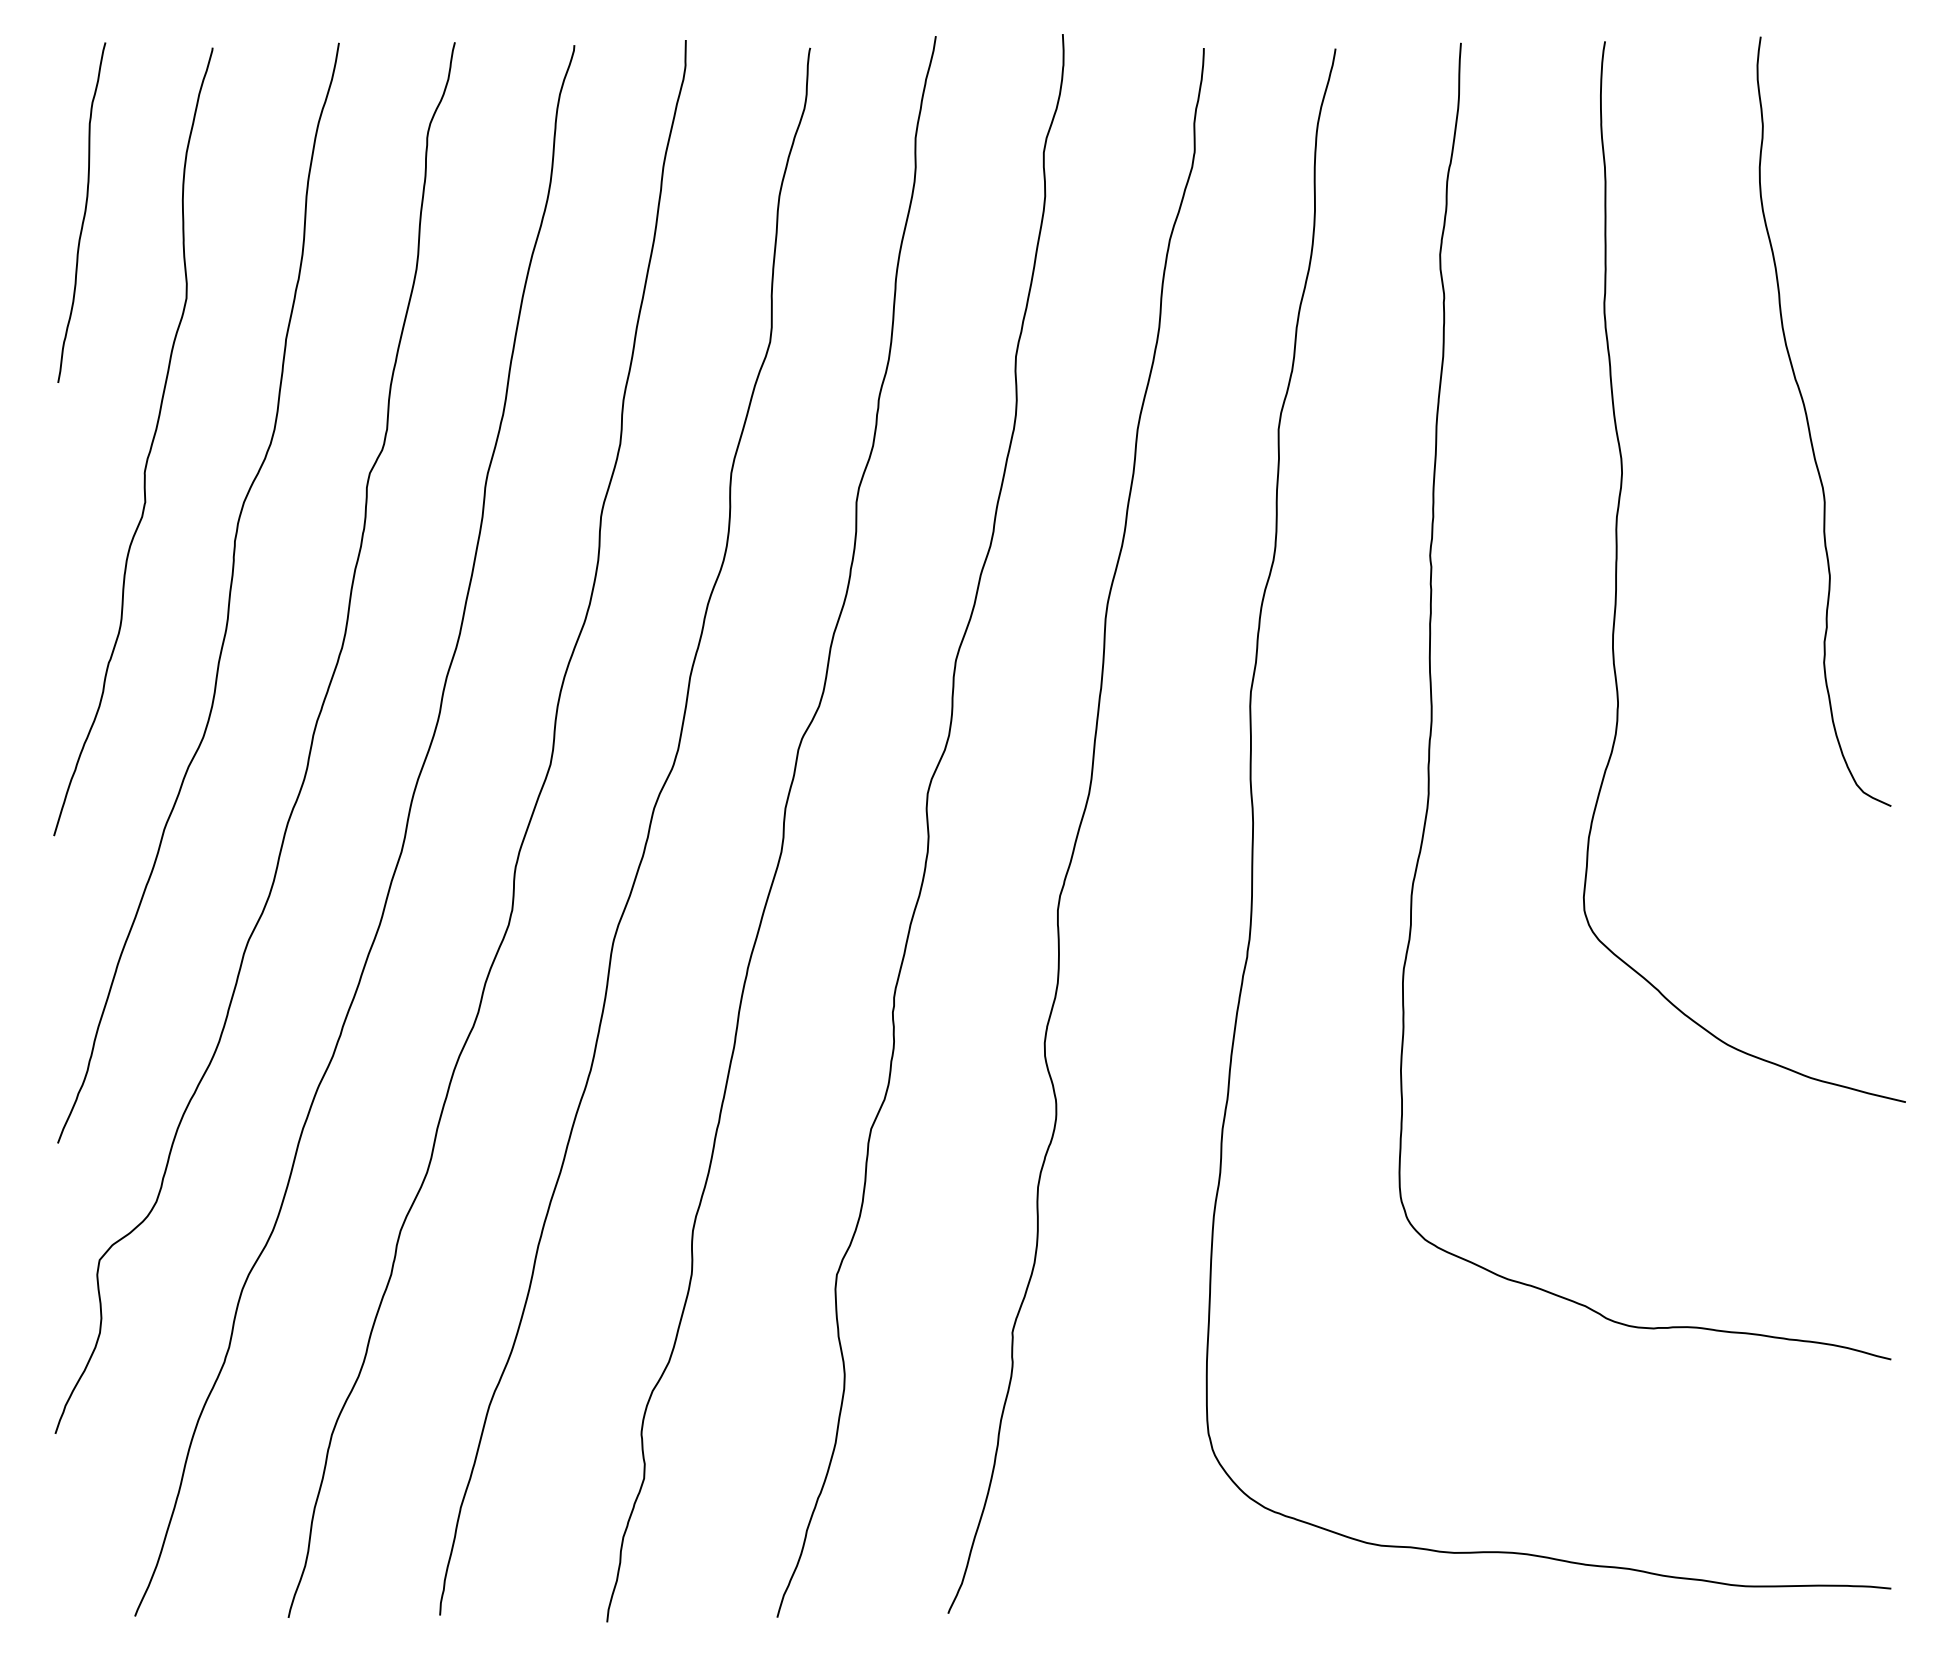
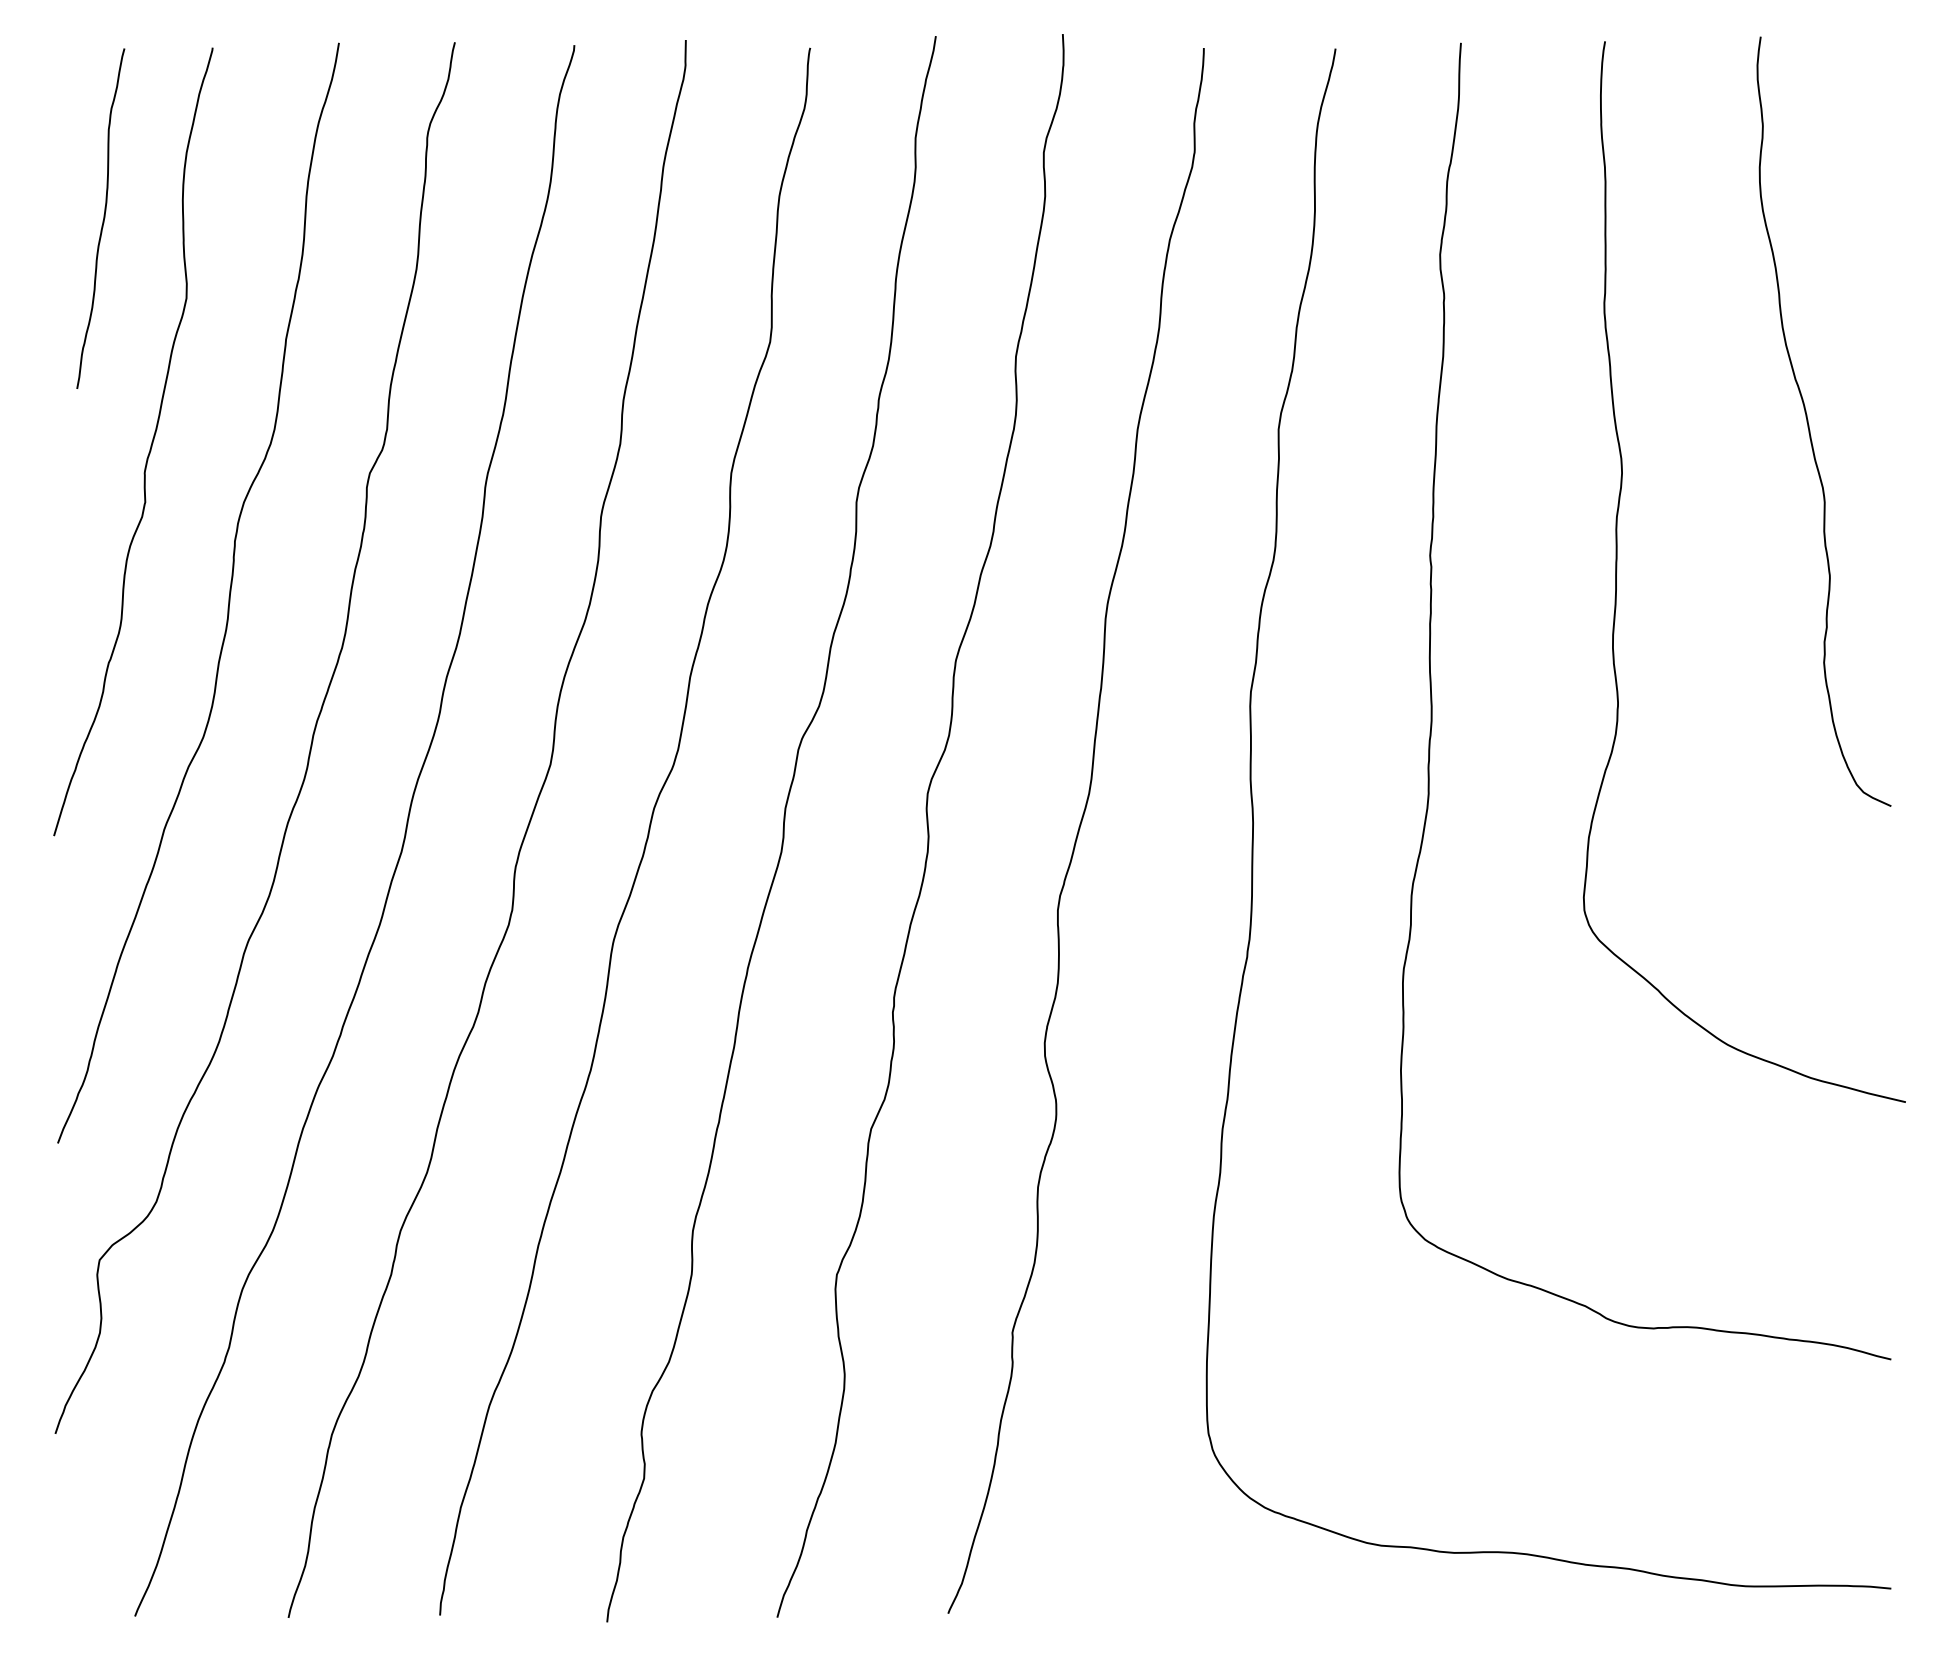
curve position: (83, 214) -> (102, 220) (102, 220)
